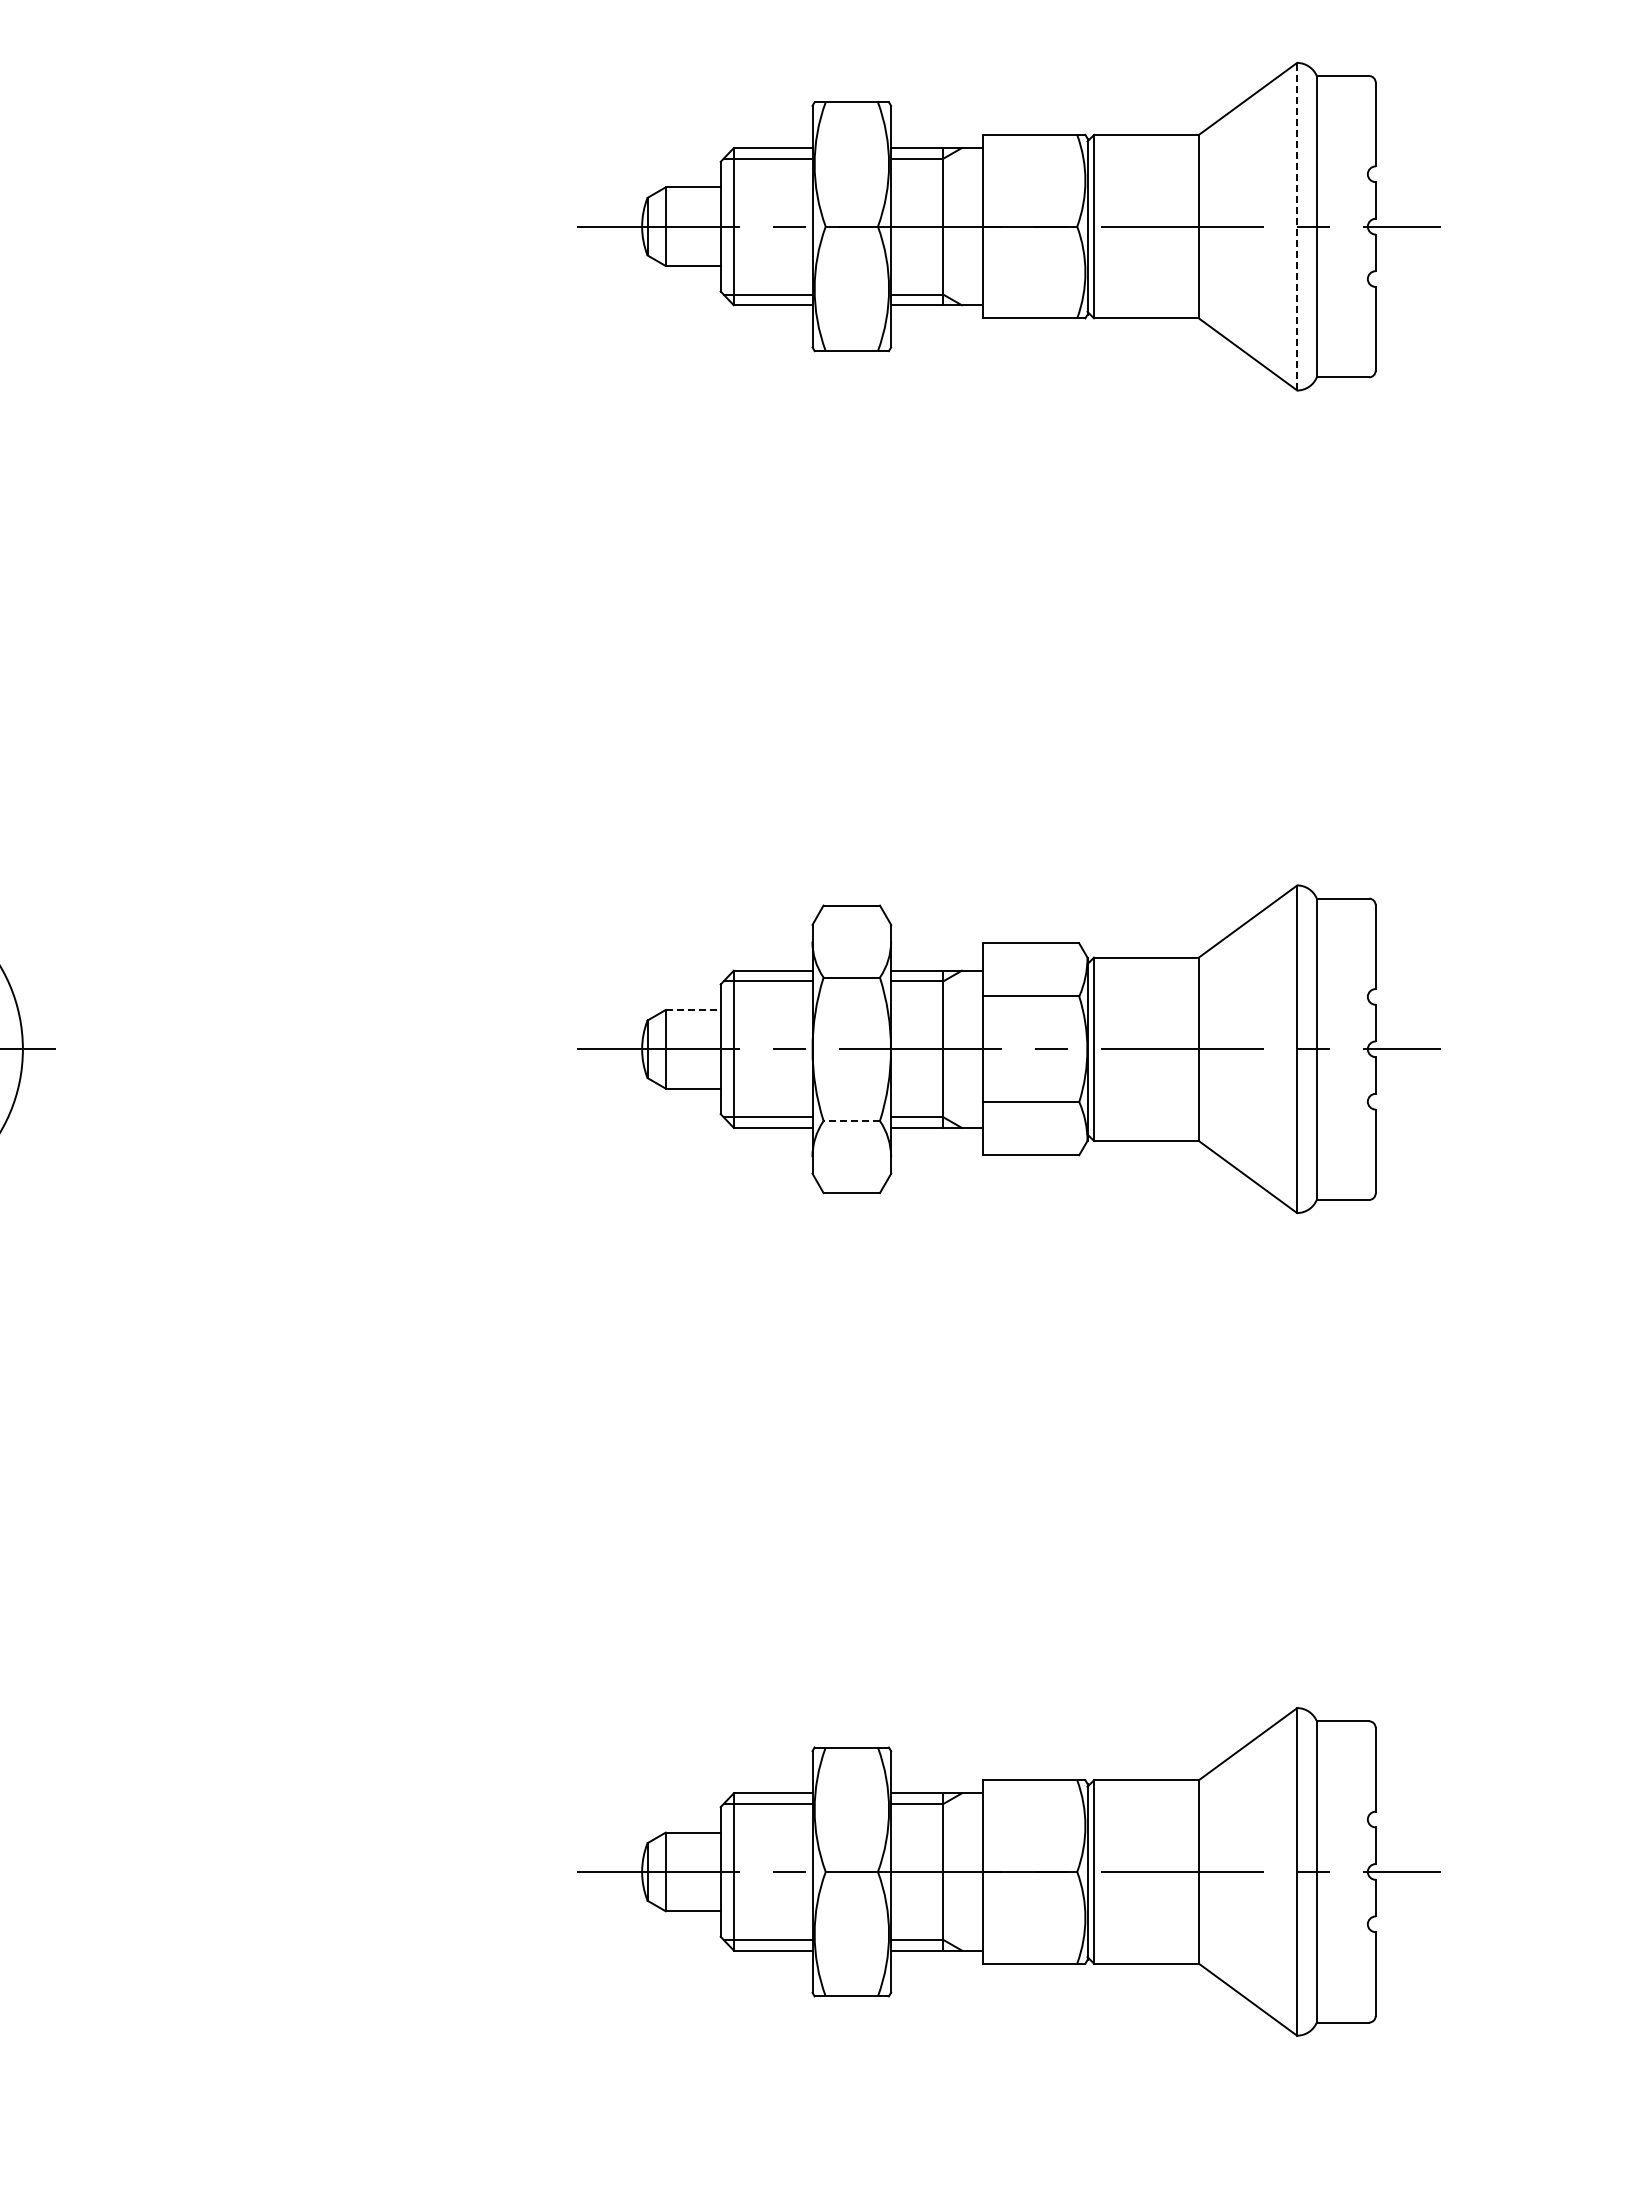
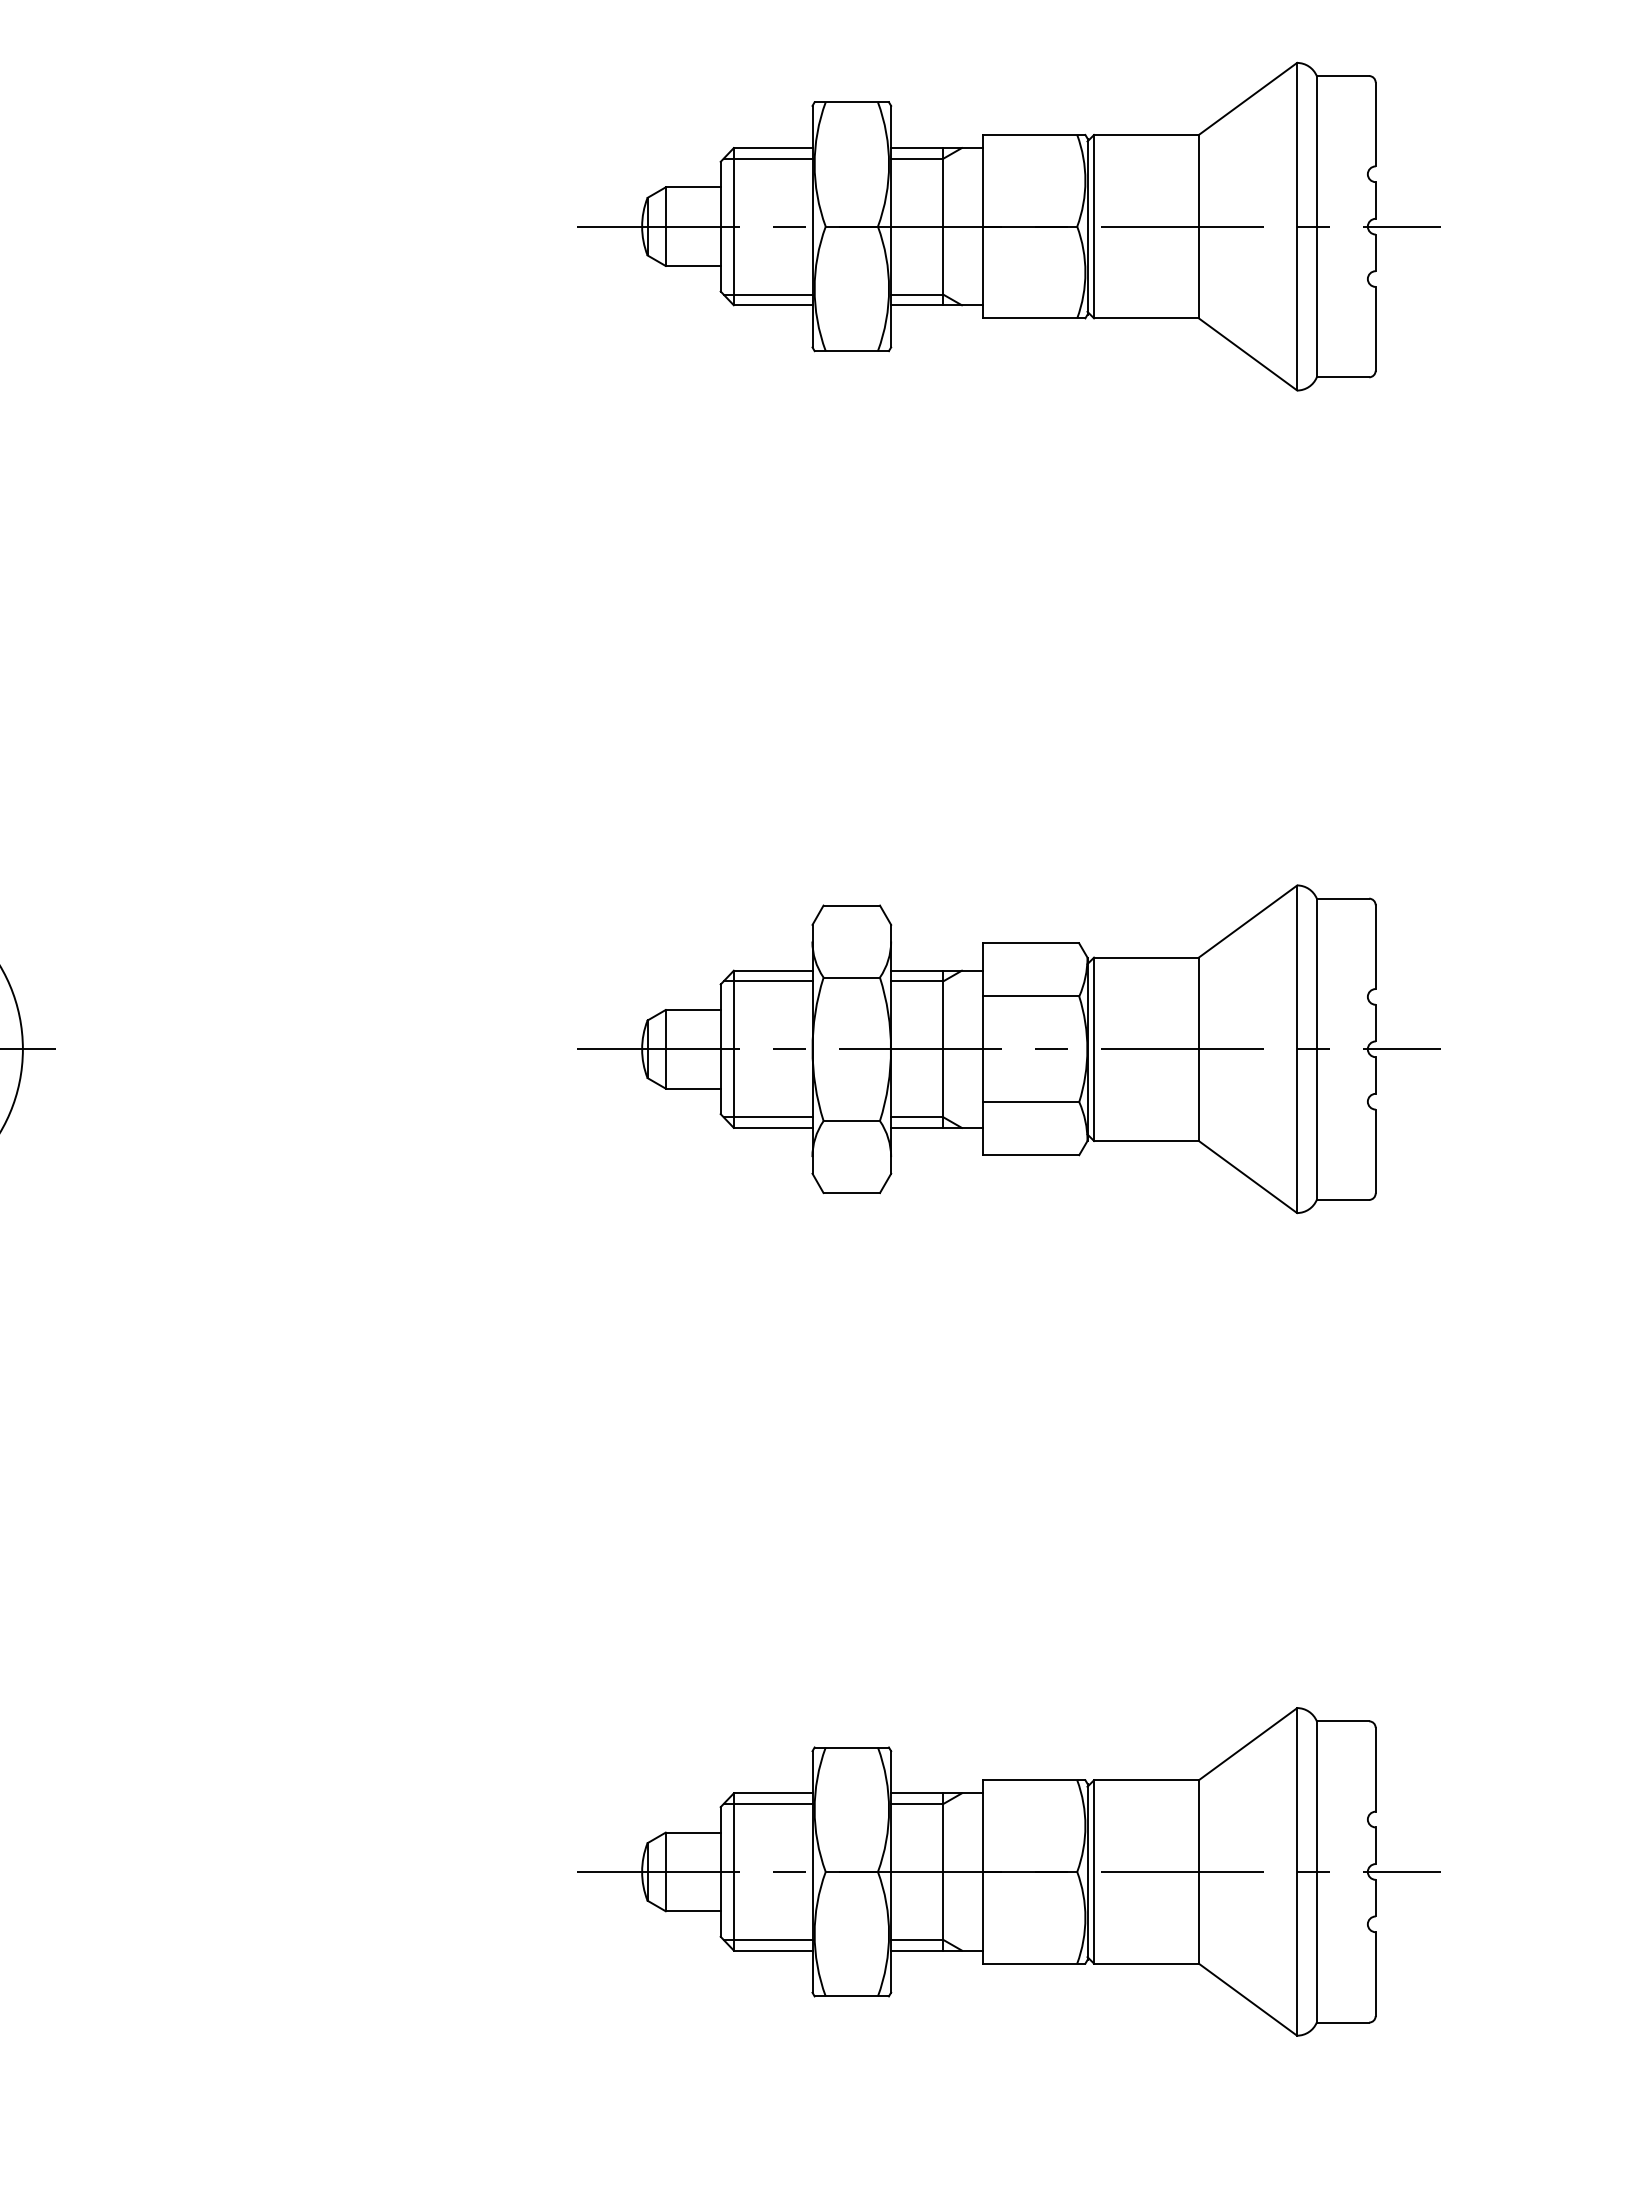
line: dashed -> solid (1297, 226)
line: dashed -> solid (693, 1010)
line: dashed -> solid (851, 1121)
